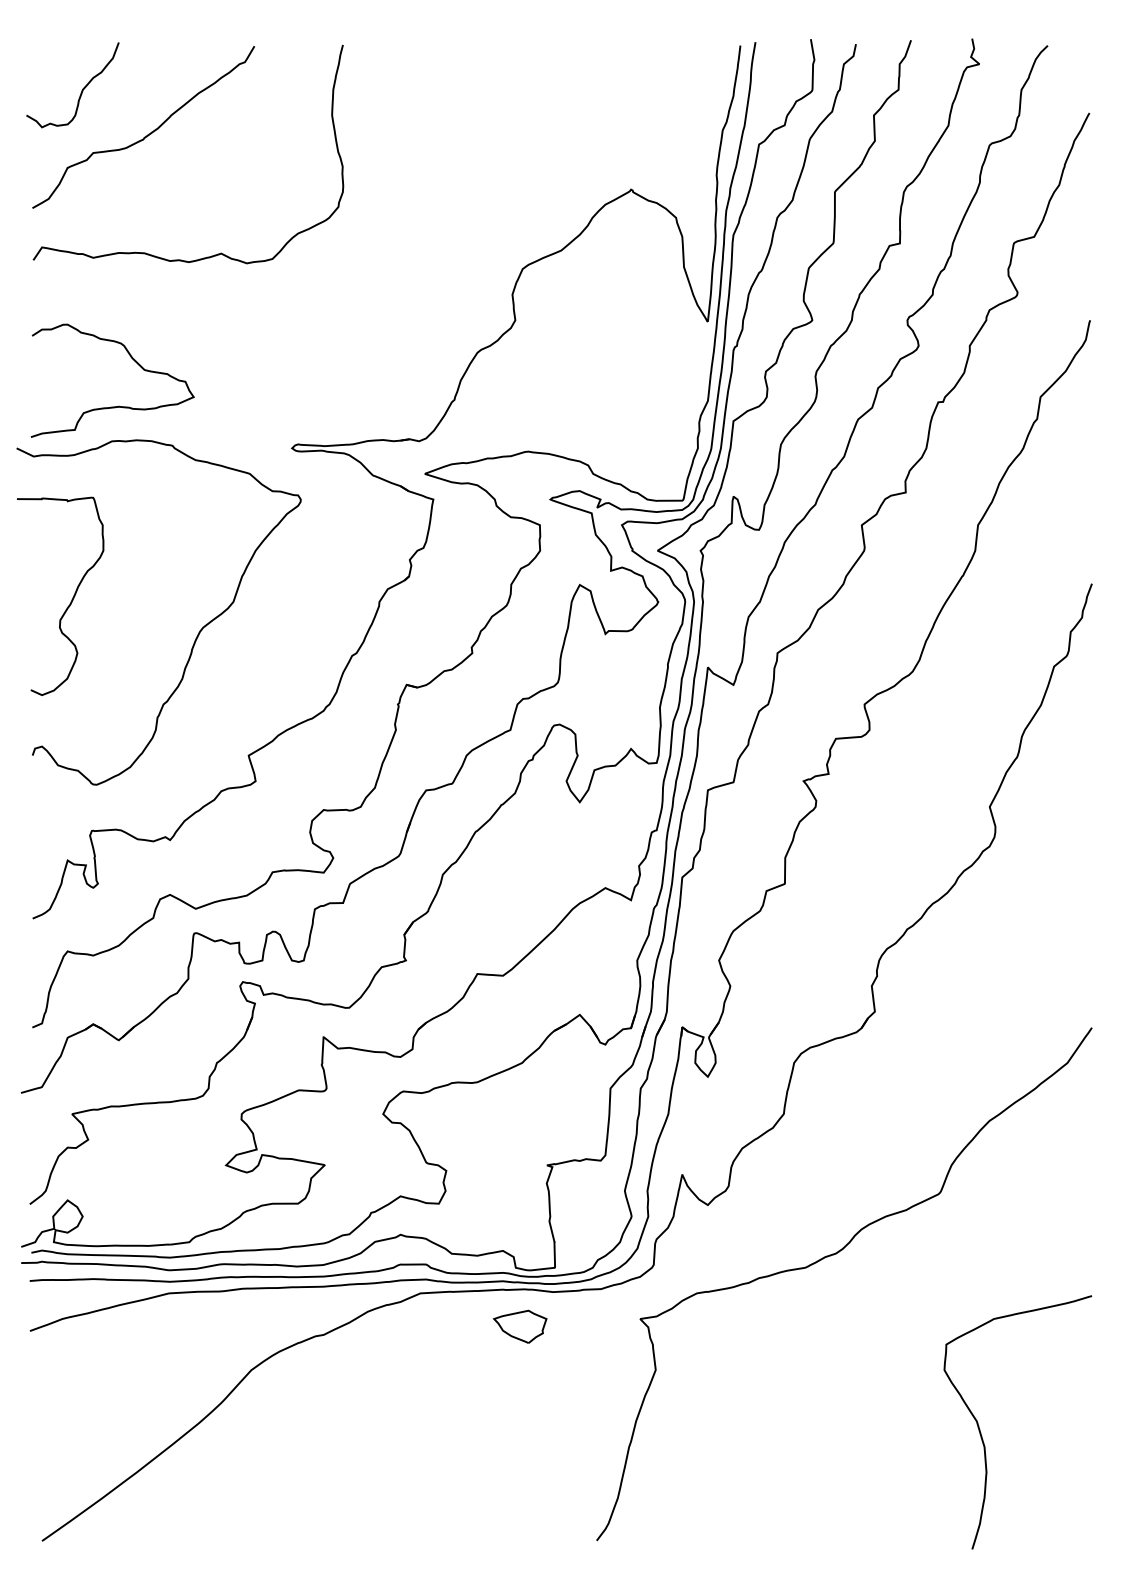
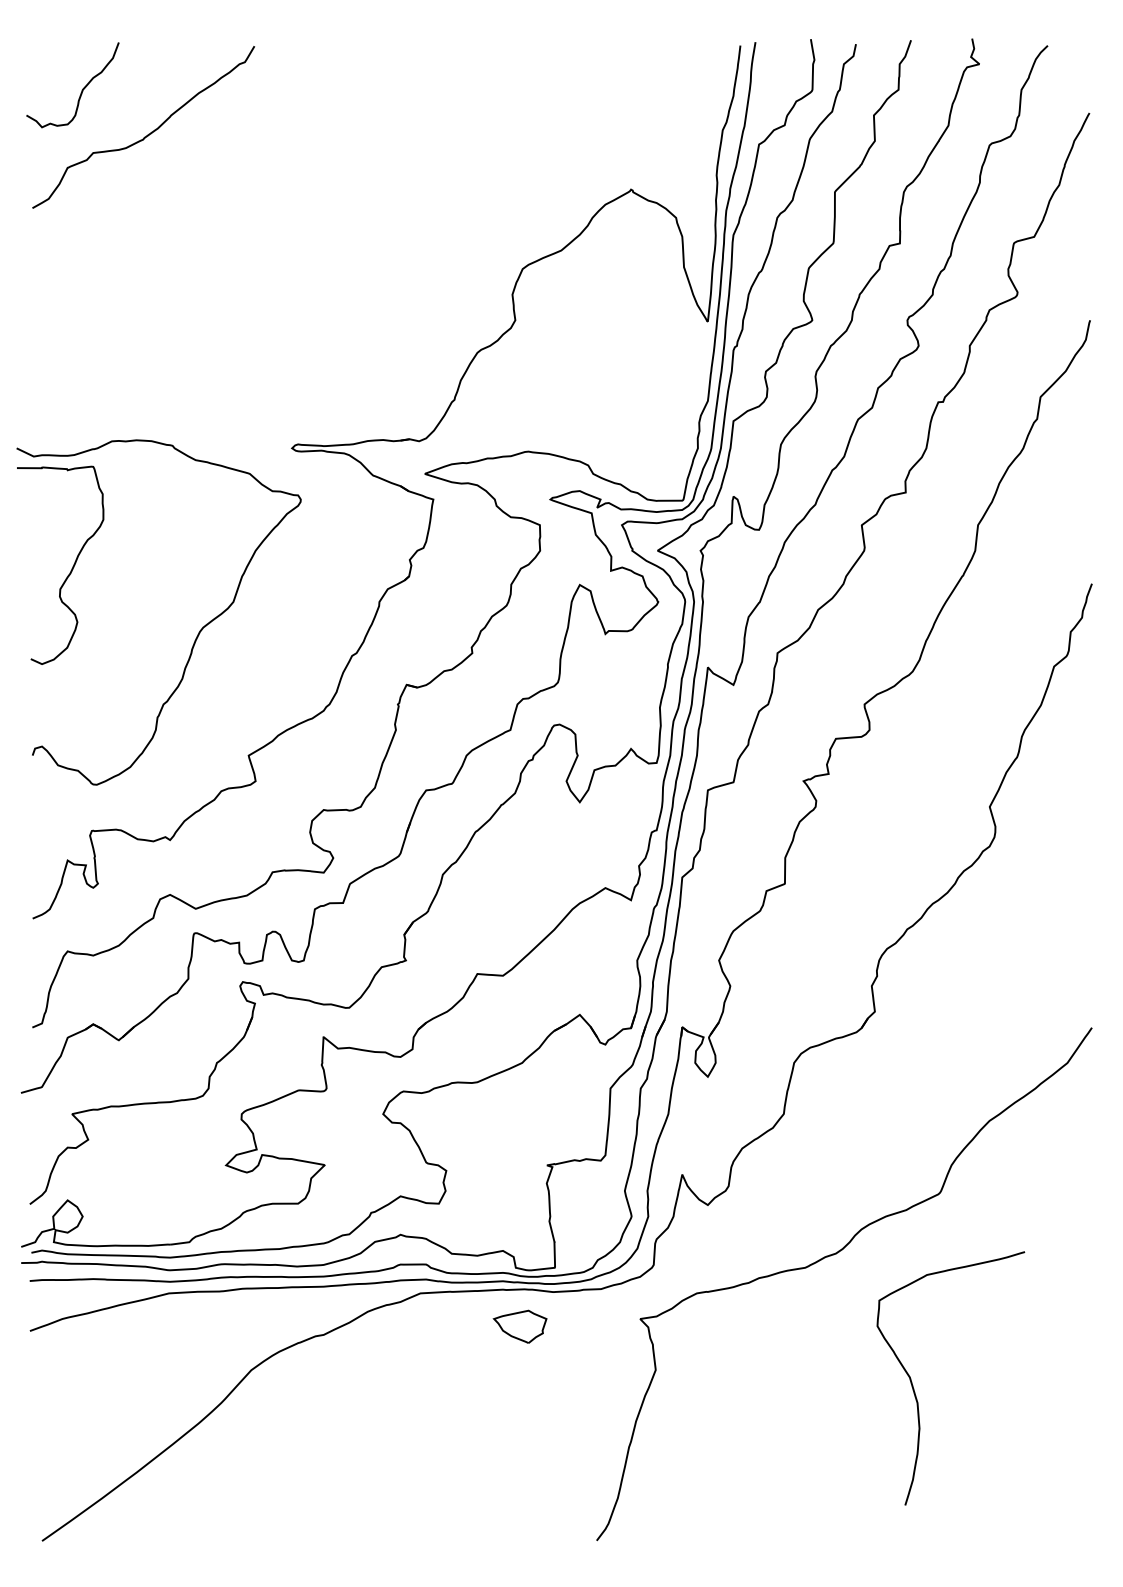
curve: present -> none (217, 253)
curve: present -> none (118, 405)
curve position: (70, 601) -> (70, 570) (70, 570)
curve position: (981, 1432) -> (914, 1388) (914, 1388)
